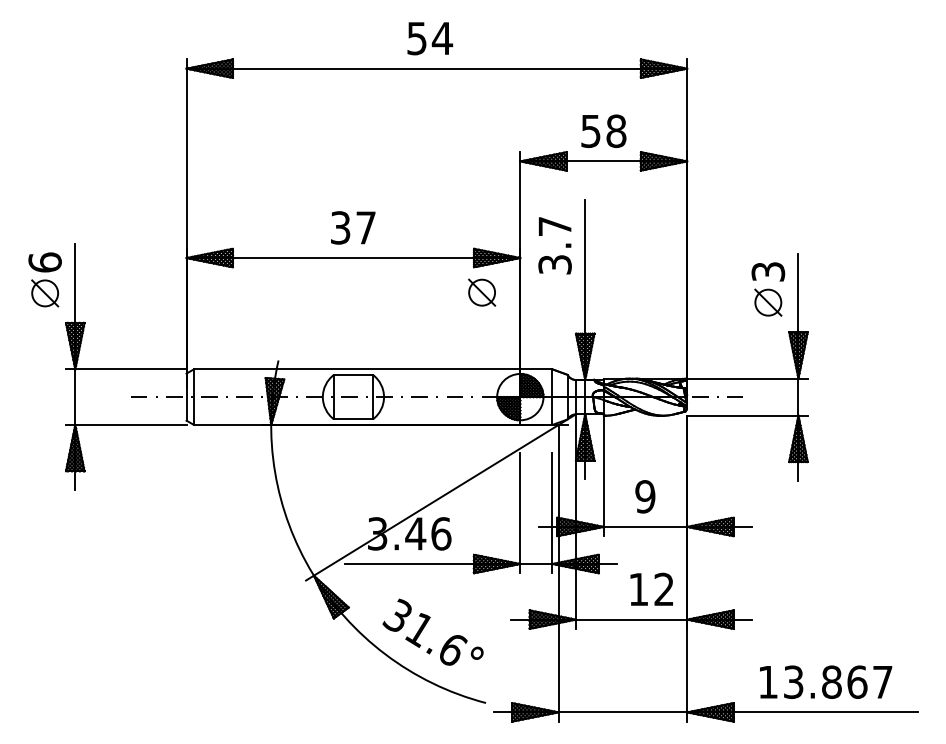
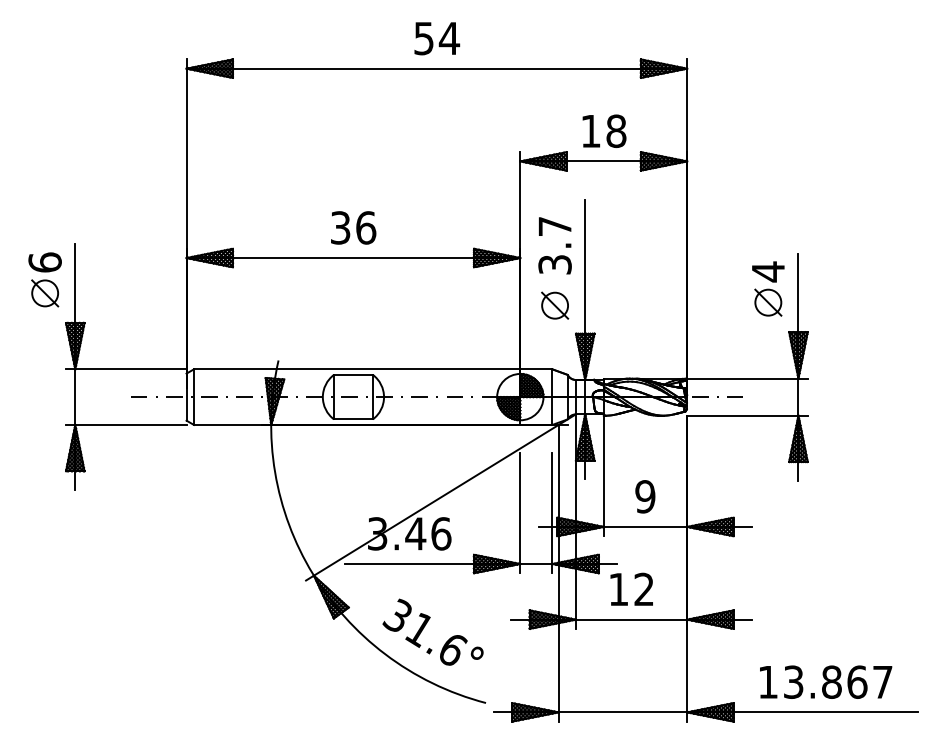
text position: (430, 38) -> (437, 38) (437, 38)
text: 58 -> 18 (590, 131)
text: 37 -> 36 (366, 227)
text: 3 -> 4 (768, 271)
part position: (482, 292) -> (555, 305) (555, 305)
text position: (651, 588) -> (631, 588) (631, 588)
